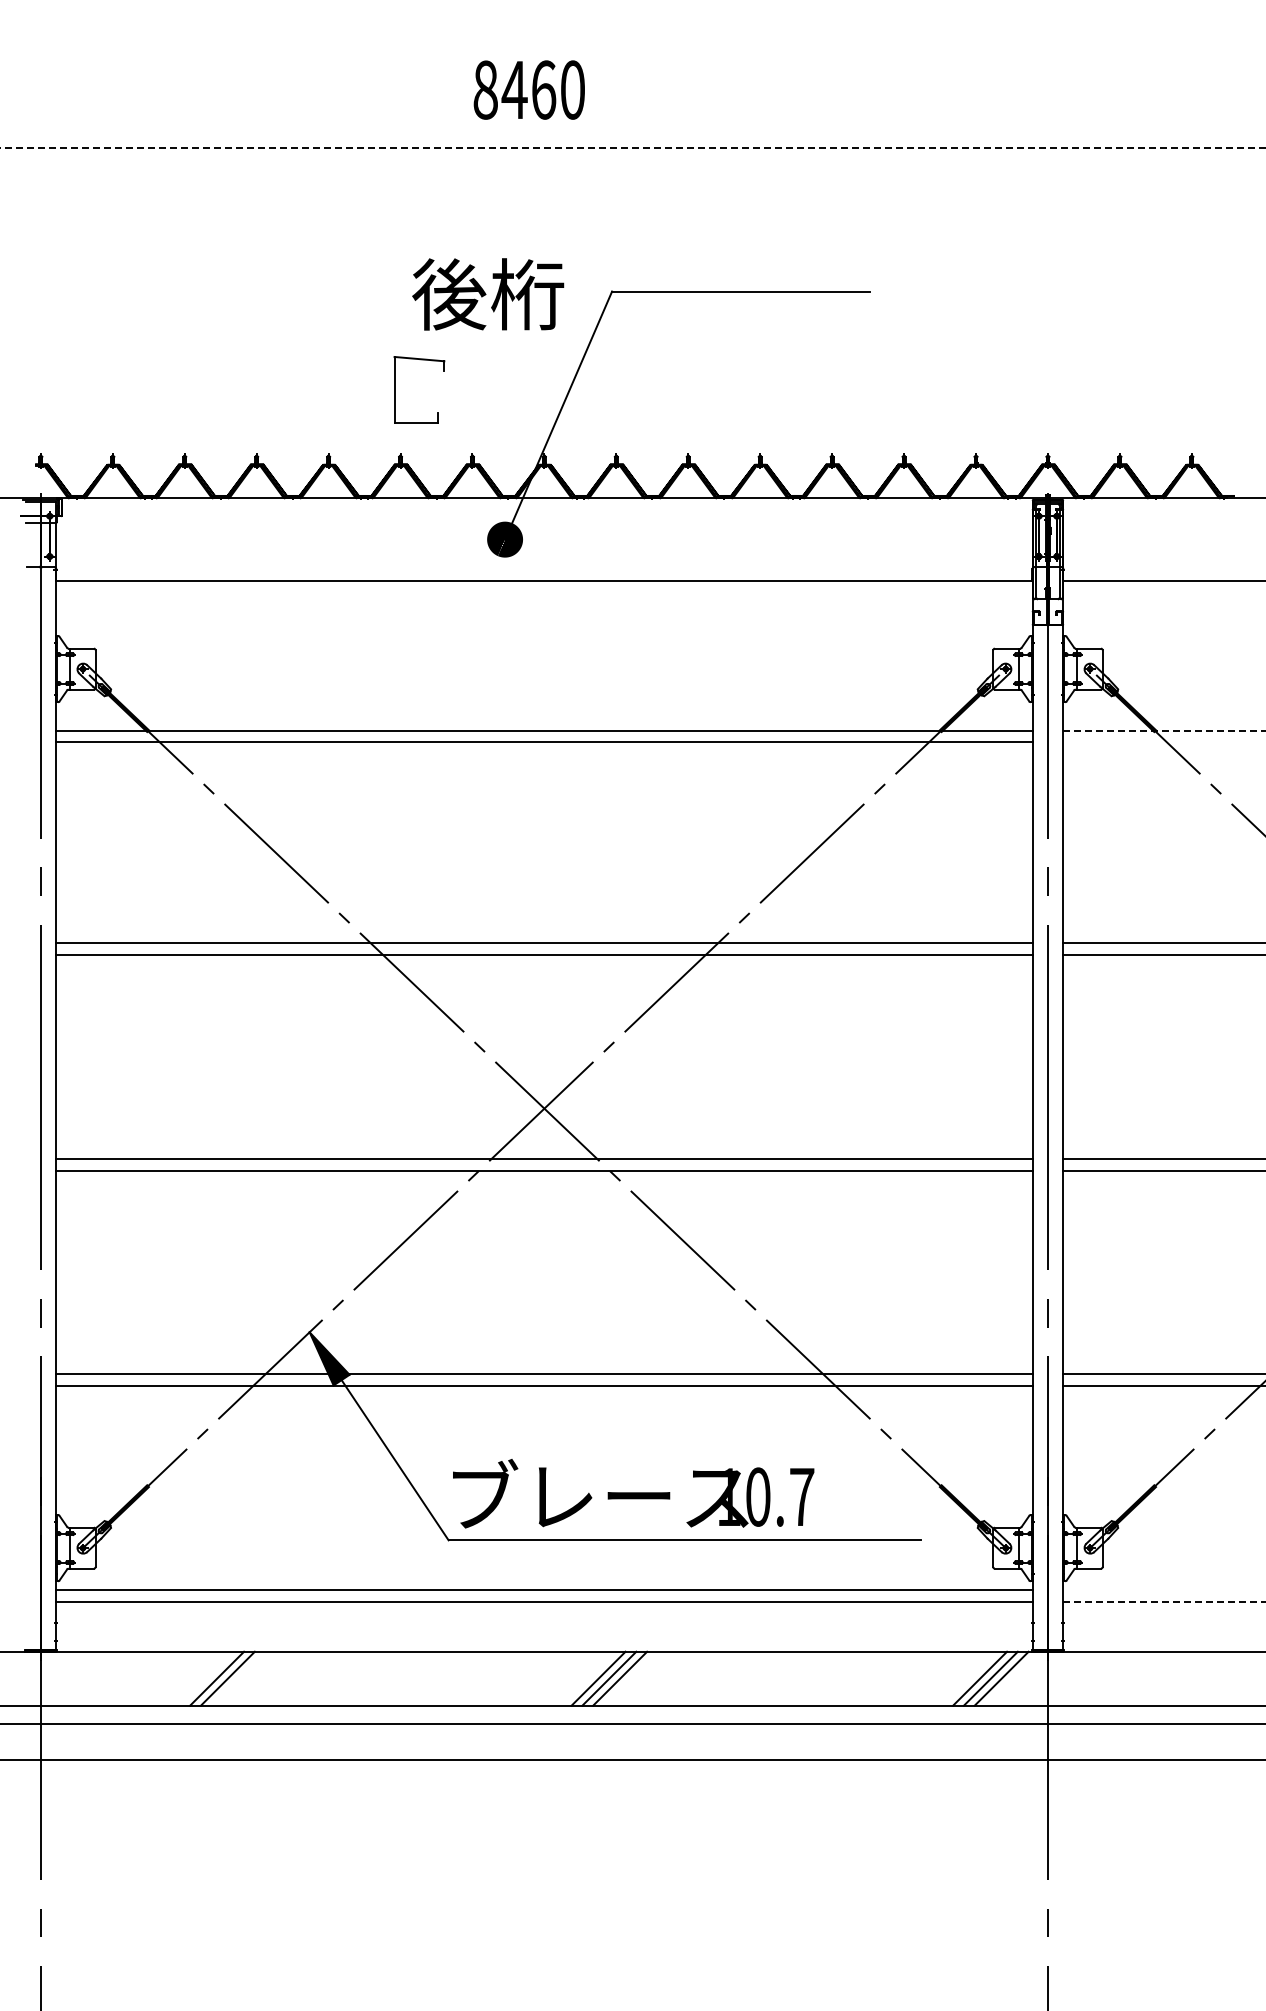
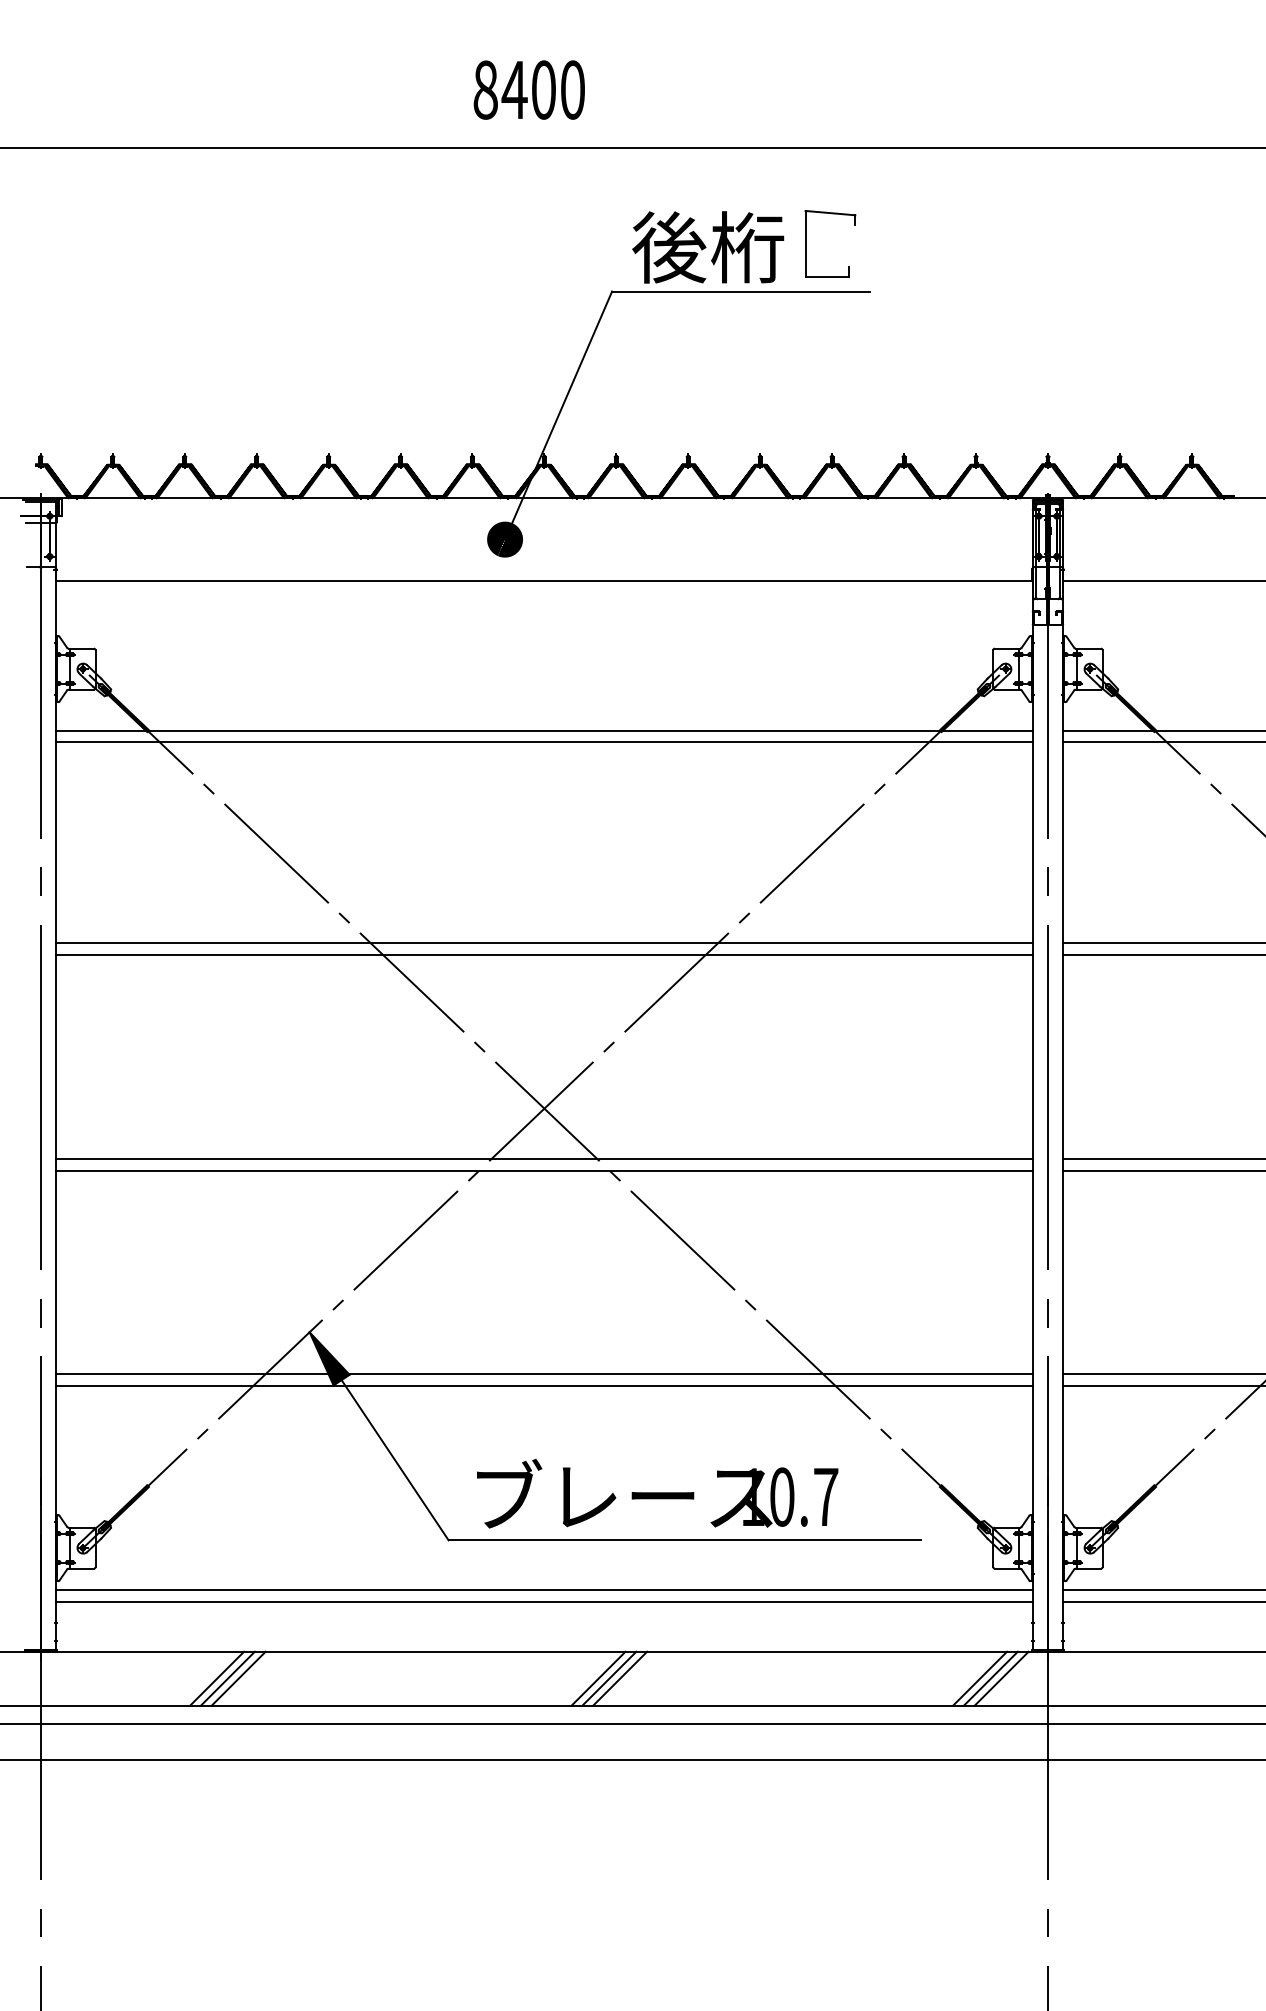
text: 8460 -> 8400 (544, 89)
line: dashed -> solid (632, 147)
text position: (488, 294) -> (708, 247) (708, 247)
part position: (395, 389) -> (806, 243) (806, 243)
line: dashed -> solid (1164, 730)
line: none -> present (1162, 742)
text position: (633, 1493) -> (657, 1493) (657, 1493)
line: none -> present (1162, 1590)
line: dashed -> solid (1164, 1602)
line: none -> present (238, 1678)
